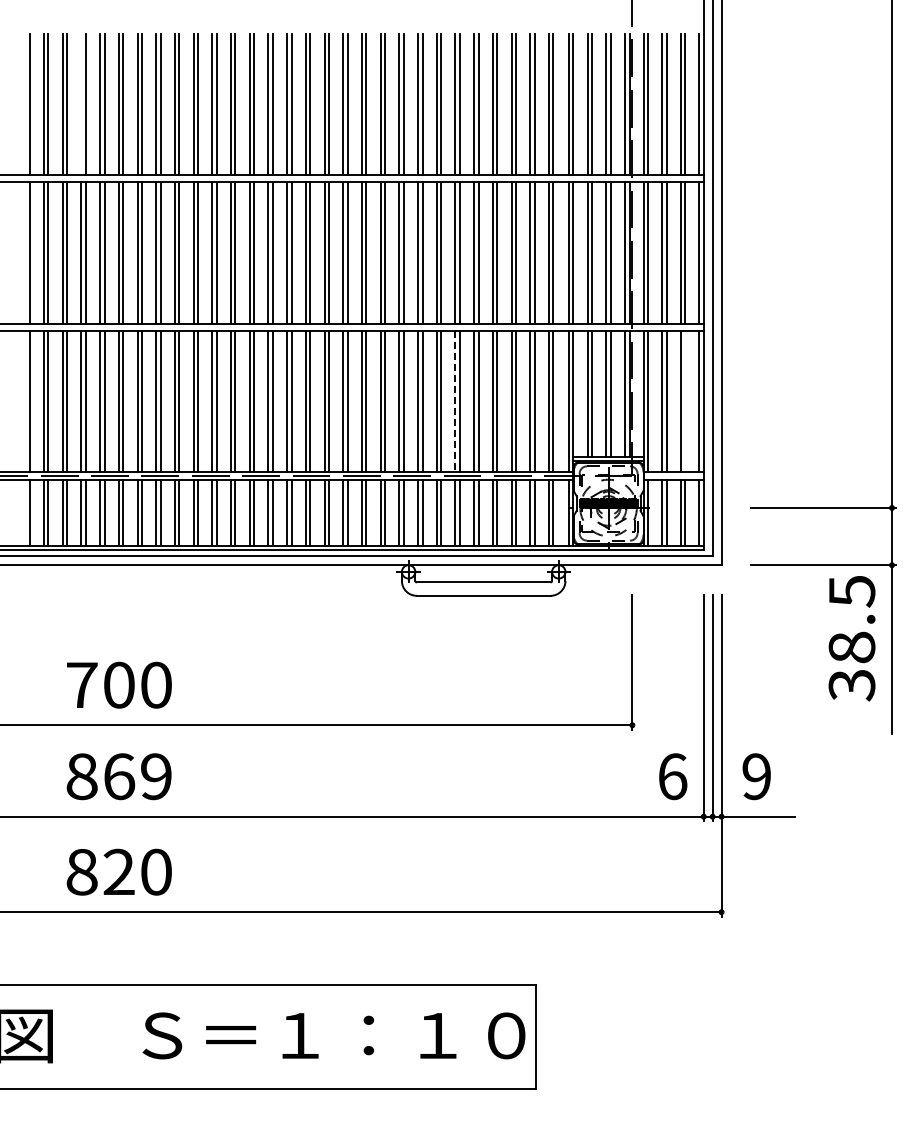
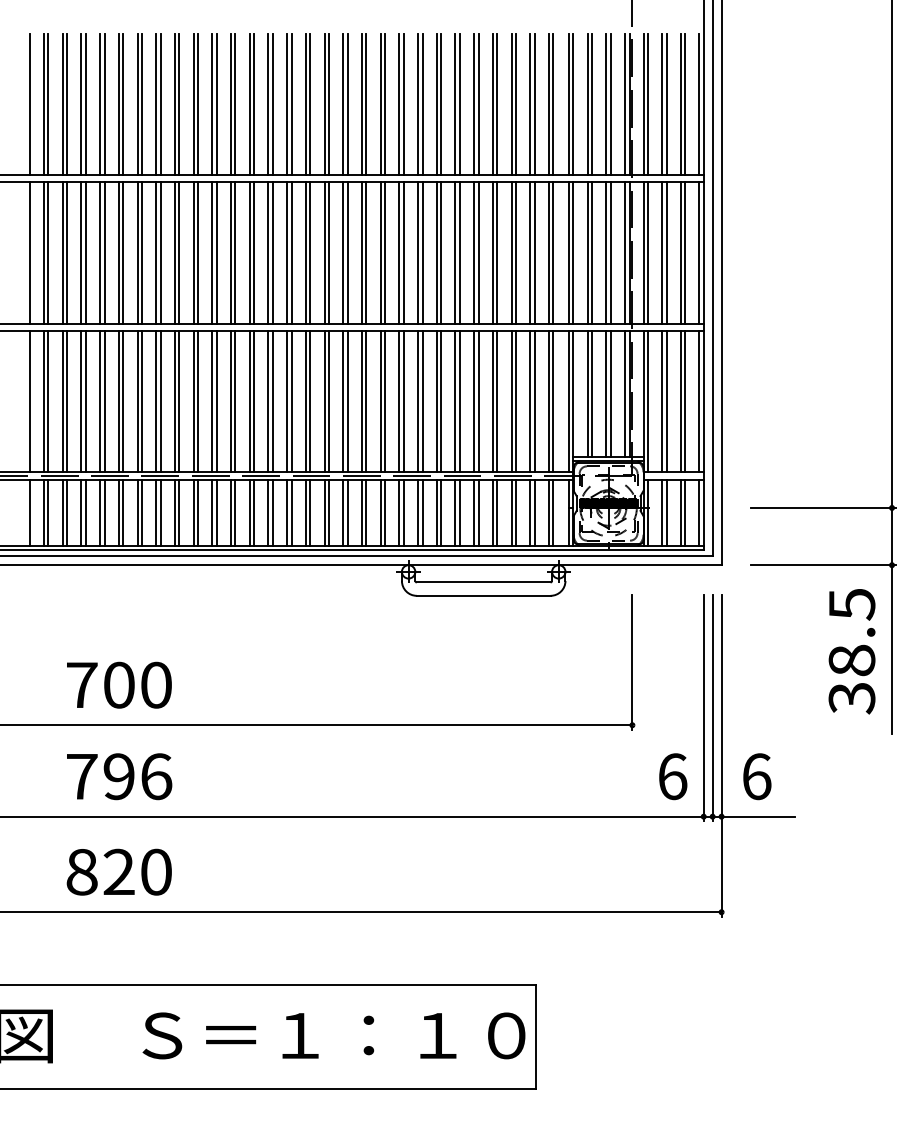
line: none -> present (81, 103)
line: dashed -> solid (455, 401)
line: none -> present (685, 401)
text position: (851, 638) -> (851, 651) (851, 651)
text: 869 -> 796 (119, 776)
text: 9 -> 6 (756, 776)
